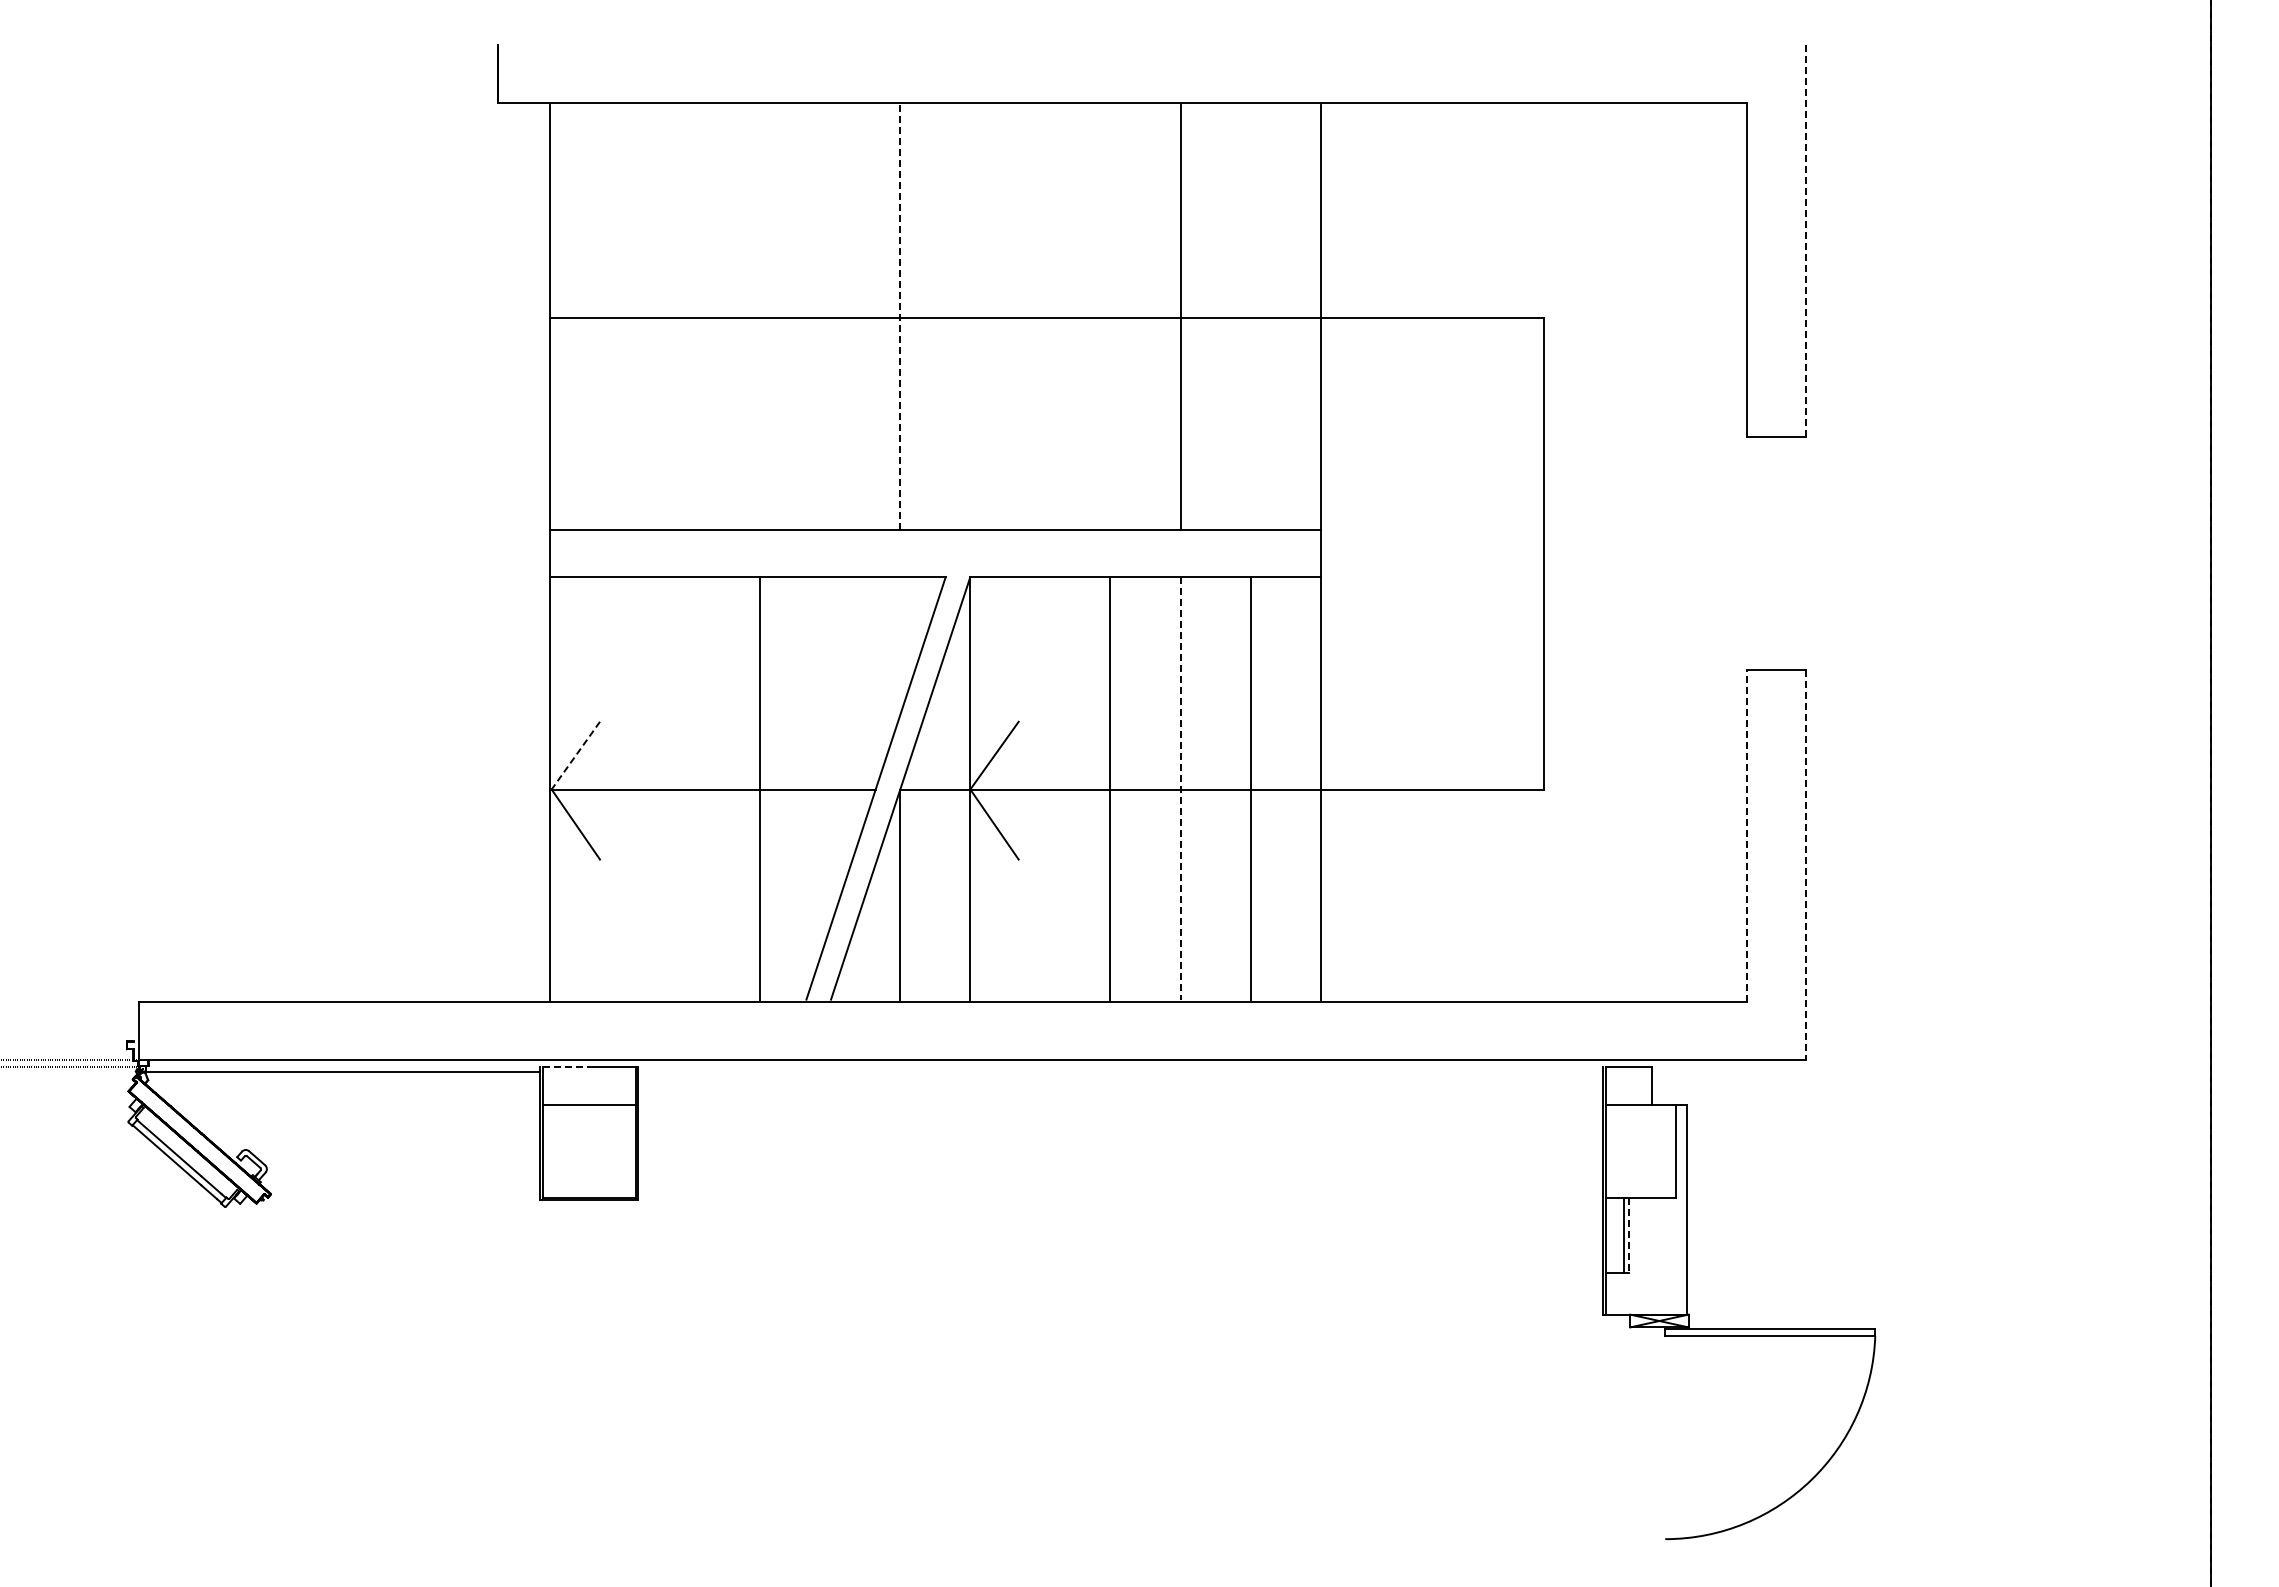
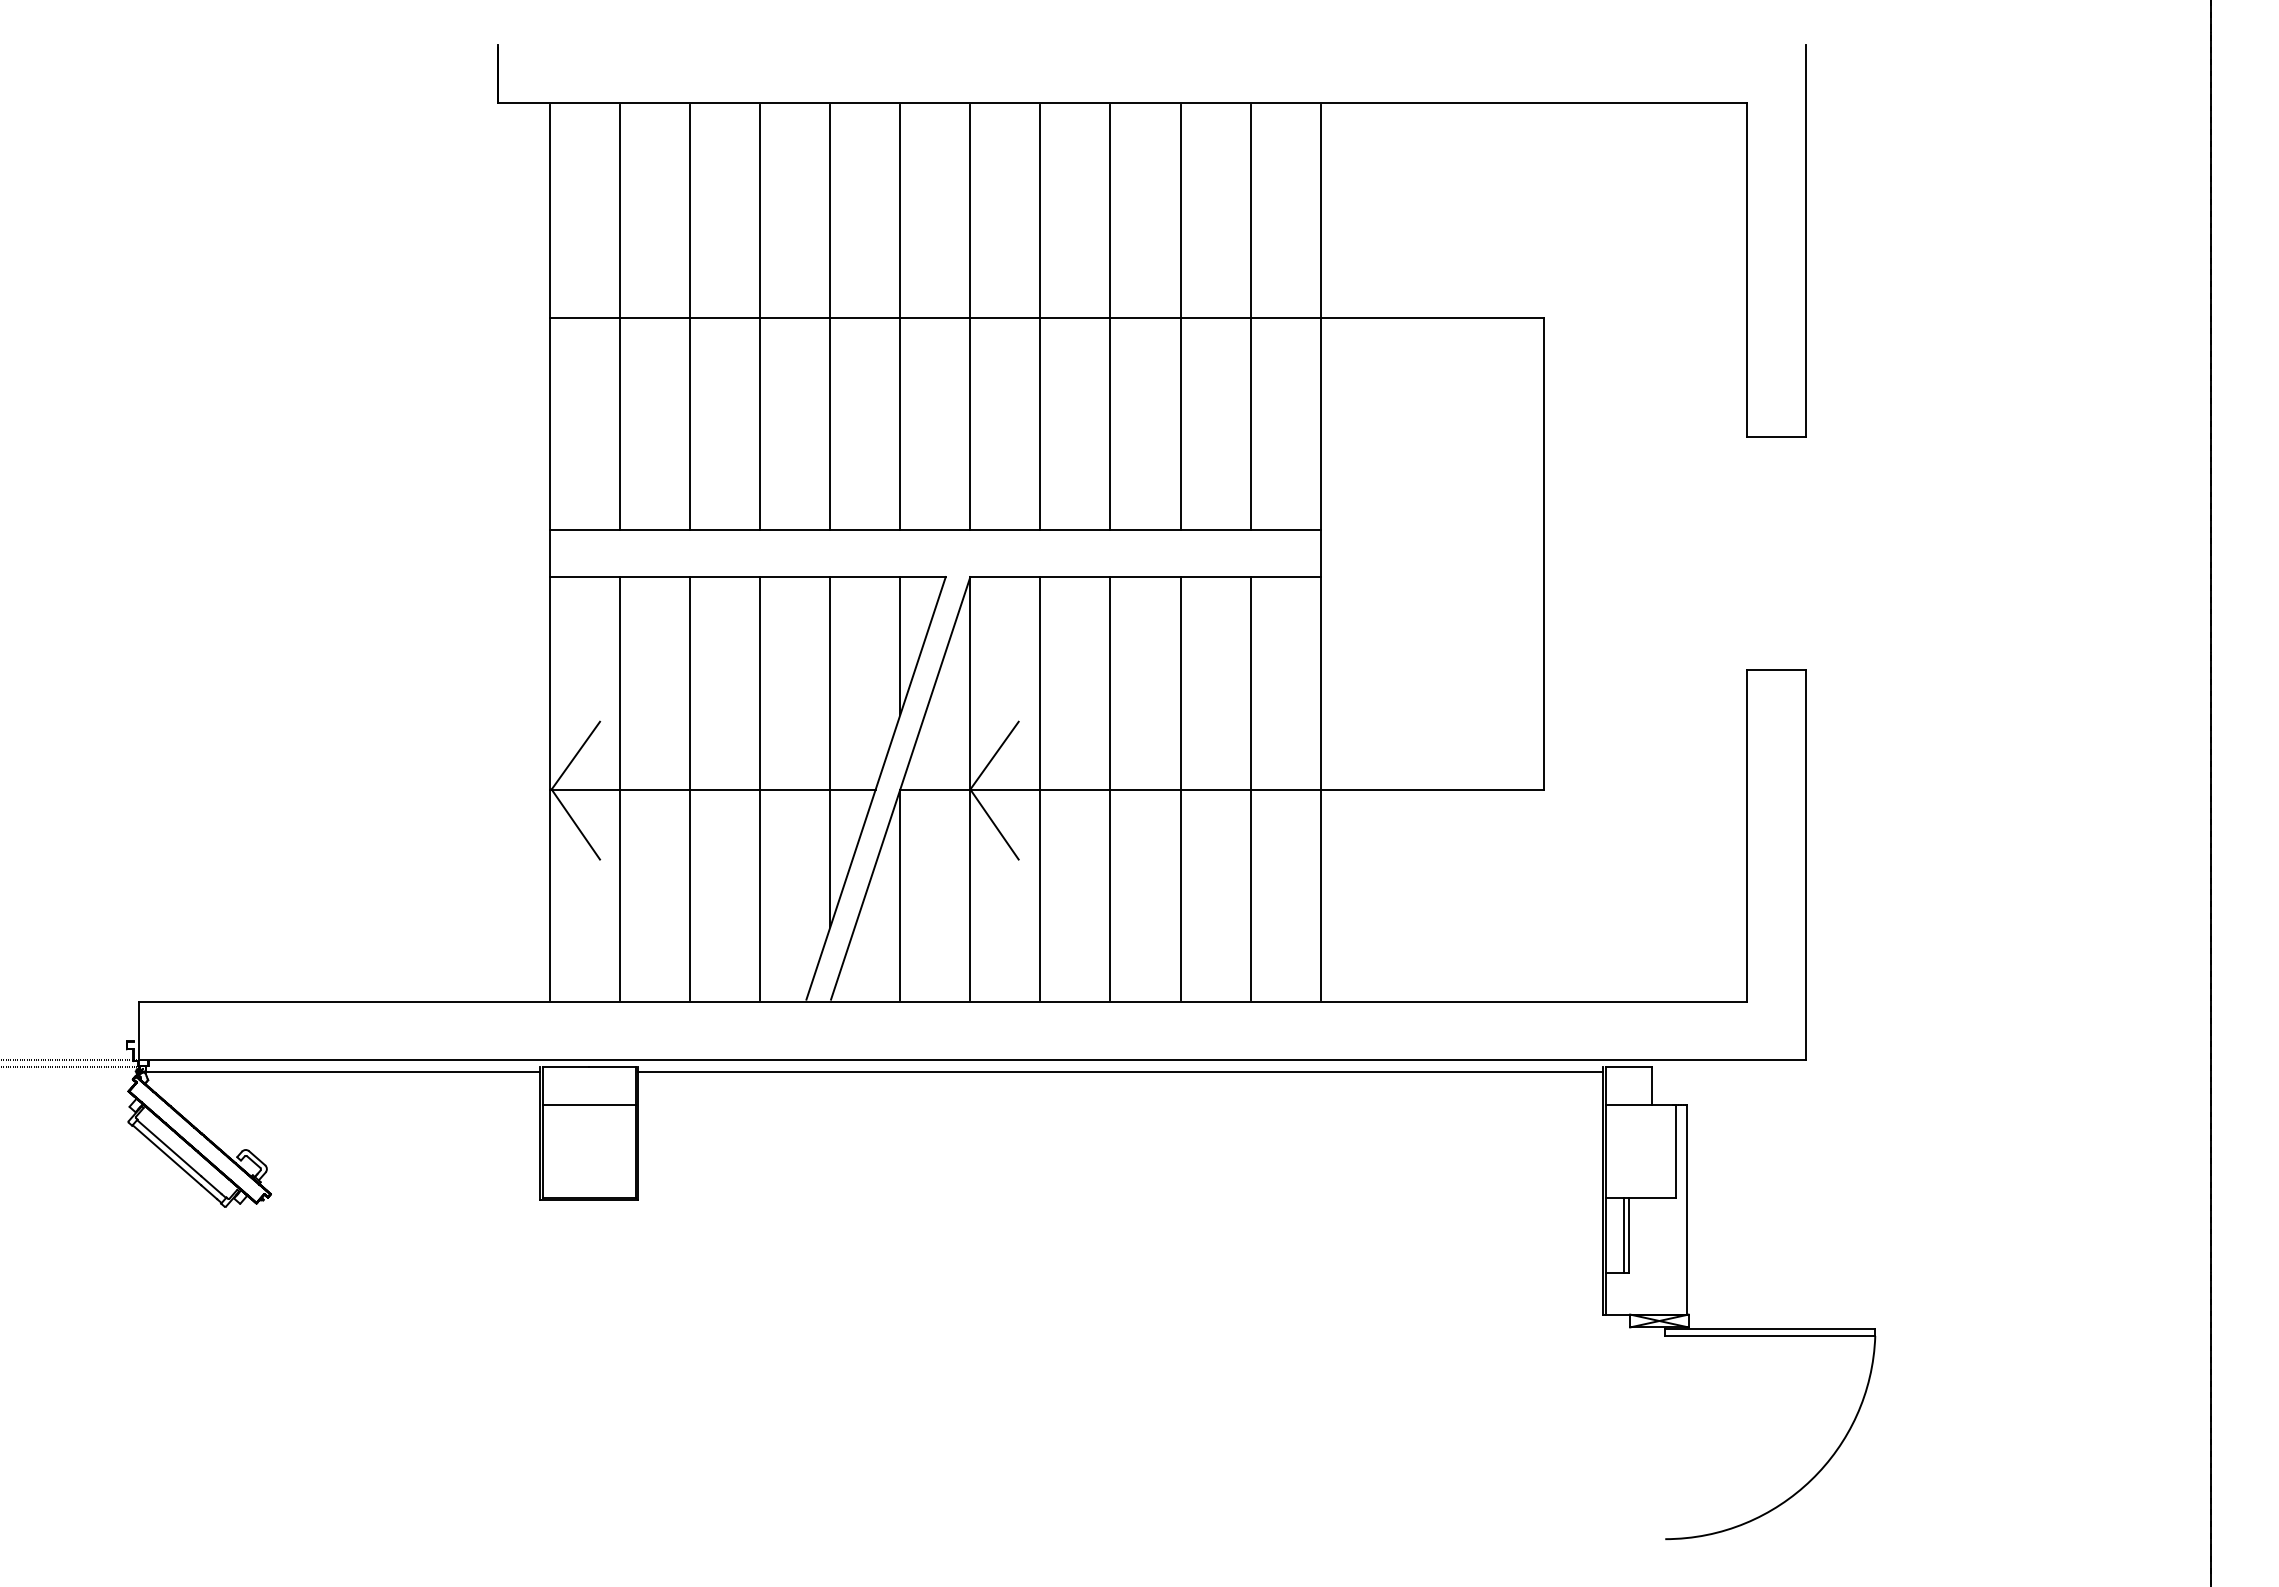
line: dashed -> solid (1805, 241)
line: none -> present (620, 317)
line: none -> present (690, 317)
line: none -> present (760, 317)
line: none -> present (830, 317)
line: dashed -> solid (900, 317)
line: none -> present (970, 317)
line: none -> present (1040, 317)
line: none -> present (1110, 317)
line: none -> present (1250, 317)
line: none -> present (900, 645)
line: none -> present (830, 752)
line: dashed -> solid (575, 755)
line: none -> present (620, 788)
line: none -> present (690, 788)
line: none -> present (1040, 788)
line: dashed -> solid (1180, 788)
line: dashed -> solid (1747, 836)
line: dashed -> solid (1805, 865)
line: dashed -> solid (566, 1067)
line: none -> present (1120, 1072)
line: dashed -> solid (1629, 1235)
